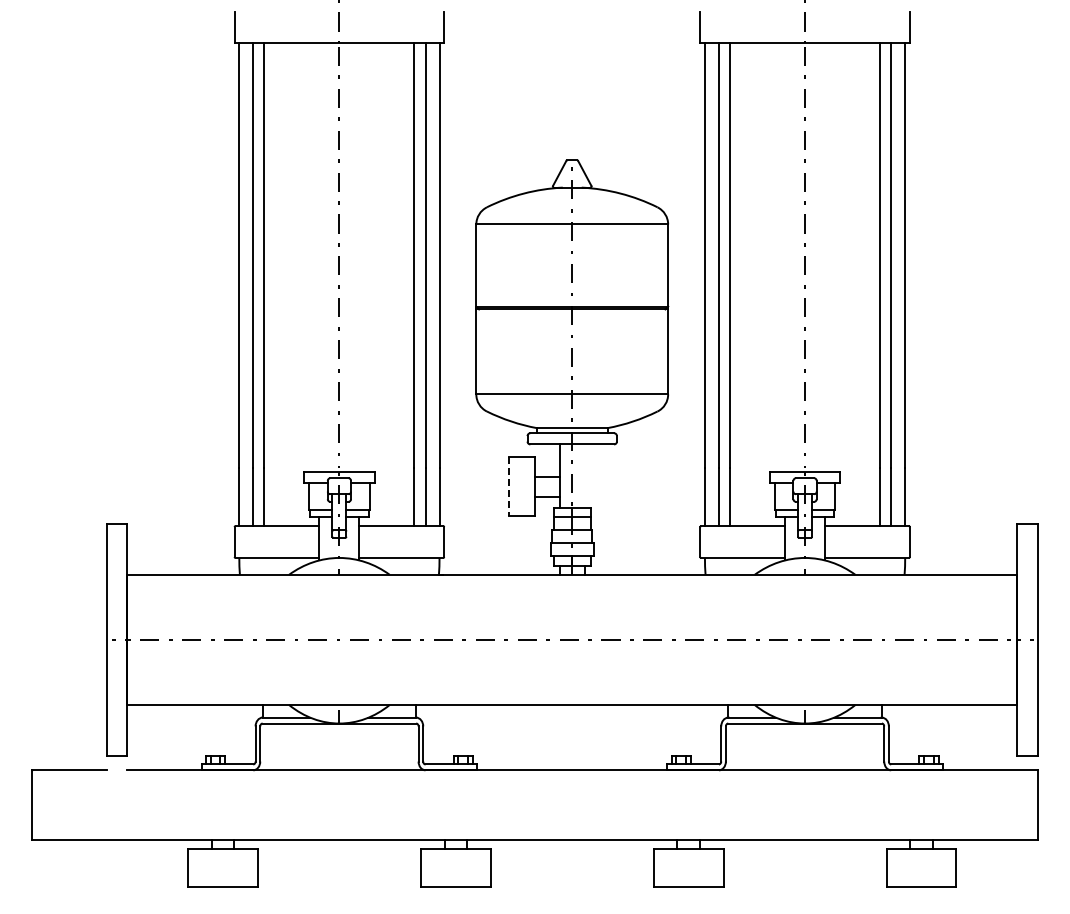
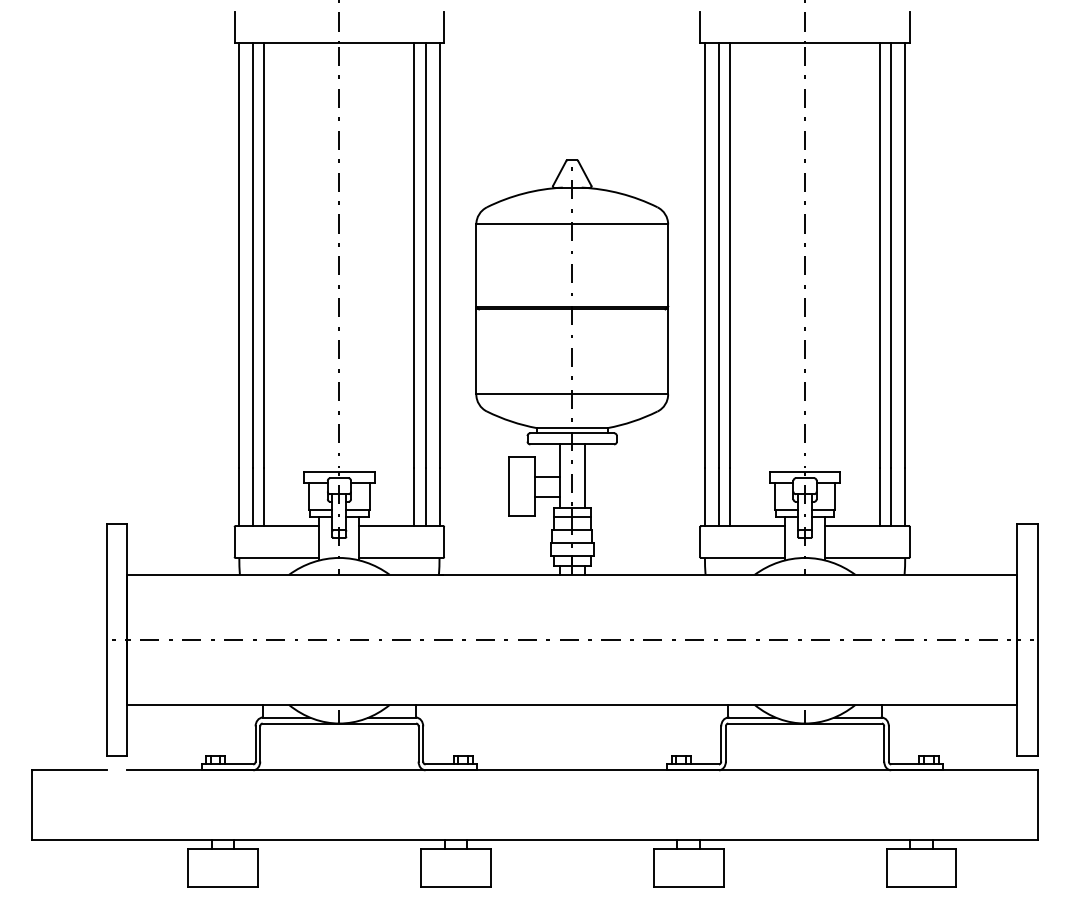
line: none -> present (584, 475)
line: dashed -> solid (508, 487)
